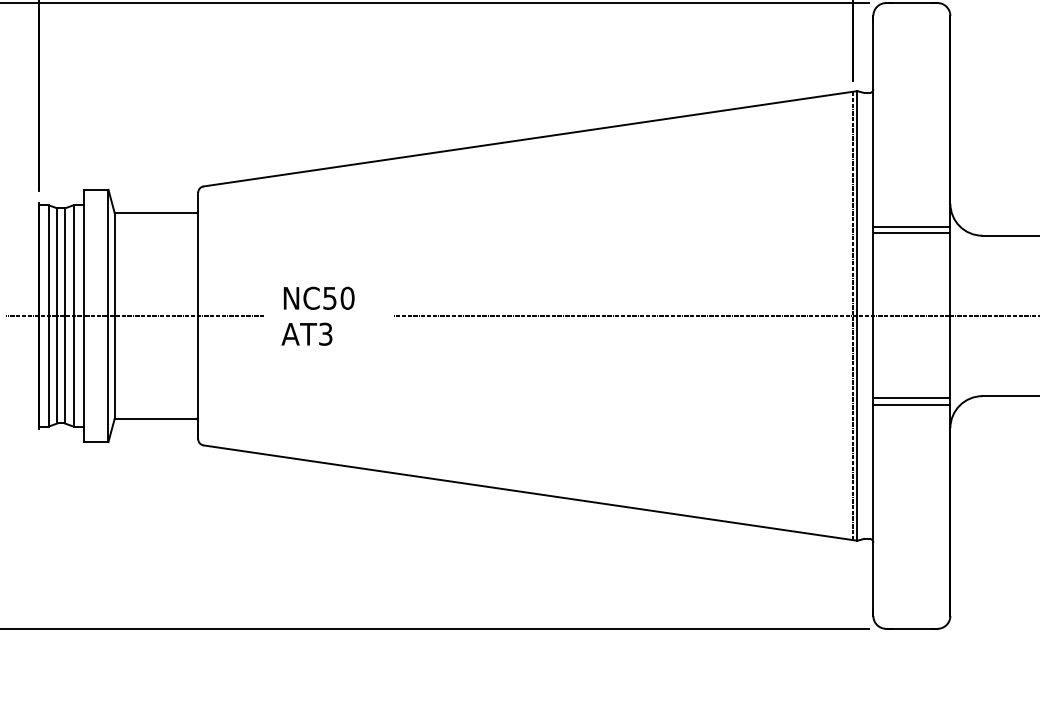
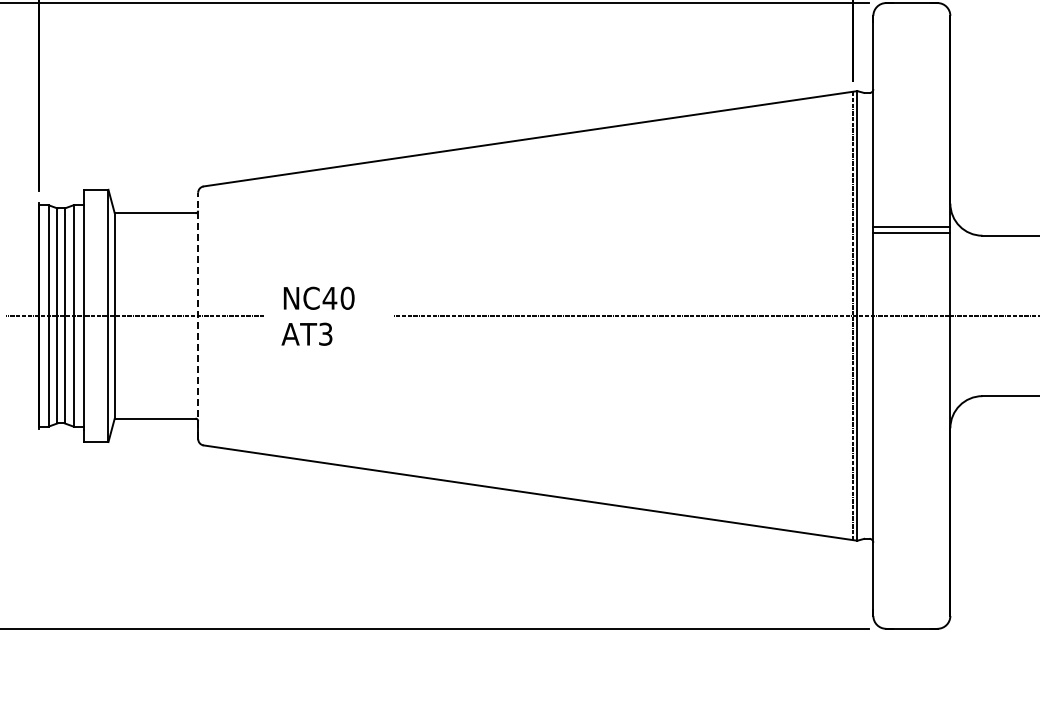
text: NC50 -> NC40 (329, 298)
line: solid -> dashed (198, 315)
line: present -> none (911, 398)
line: present -> none (911, 404)
